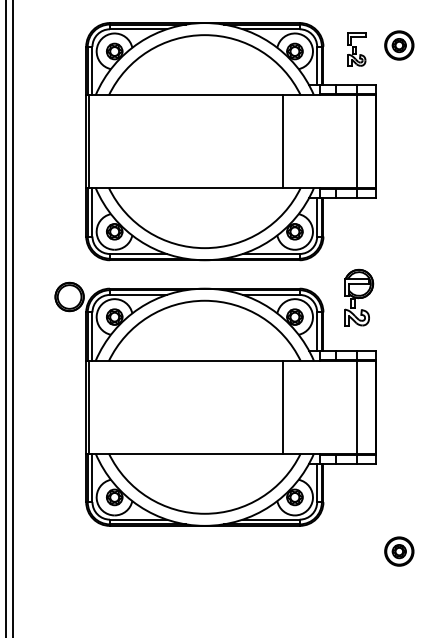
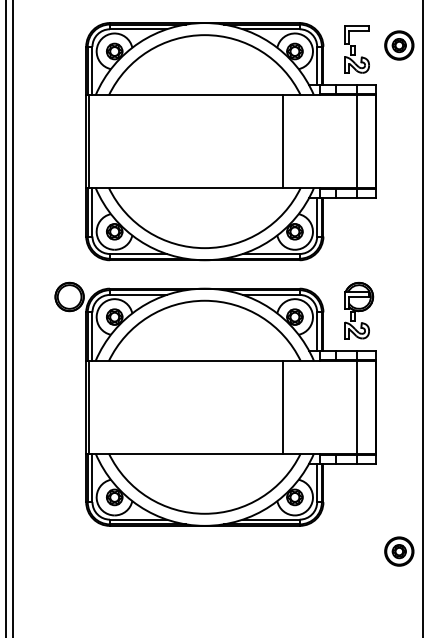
part size: 20x35 px -> 26x49 px (356, 49)
part position: (359, 297) -> (359, 310) (359, 310)
line: none -> present (423, 318)
